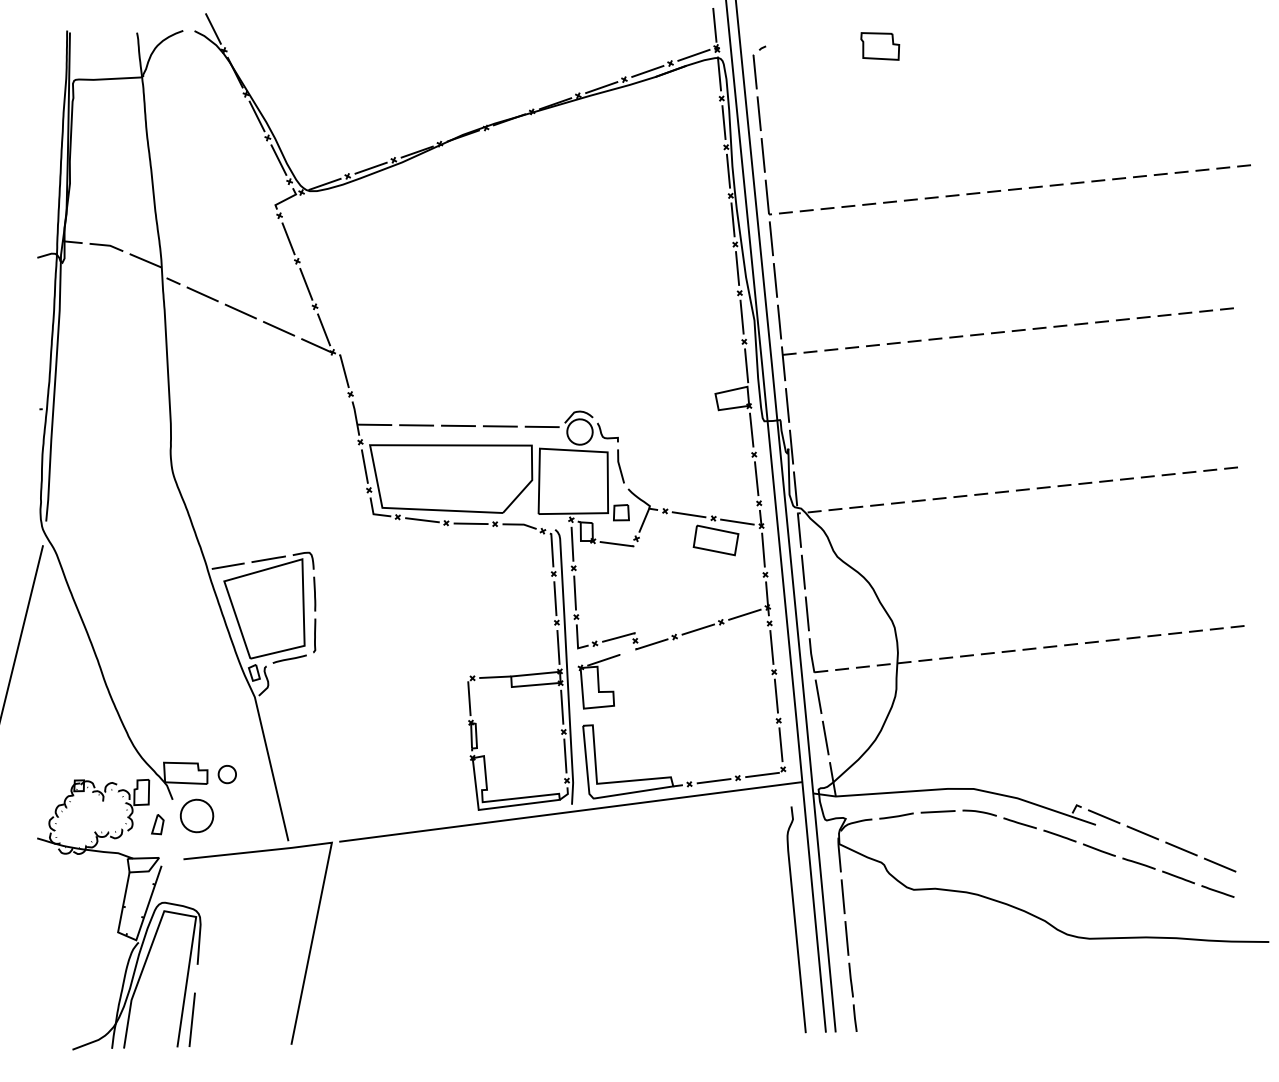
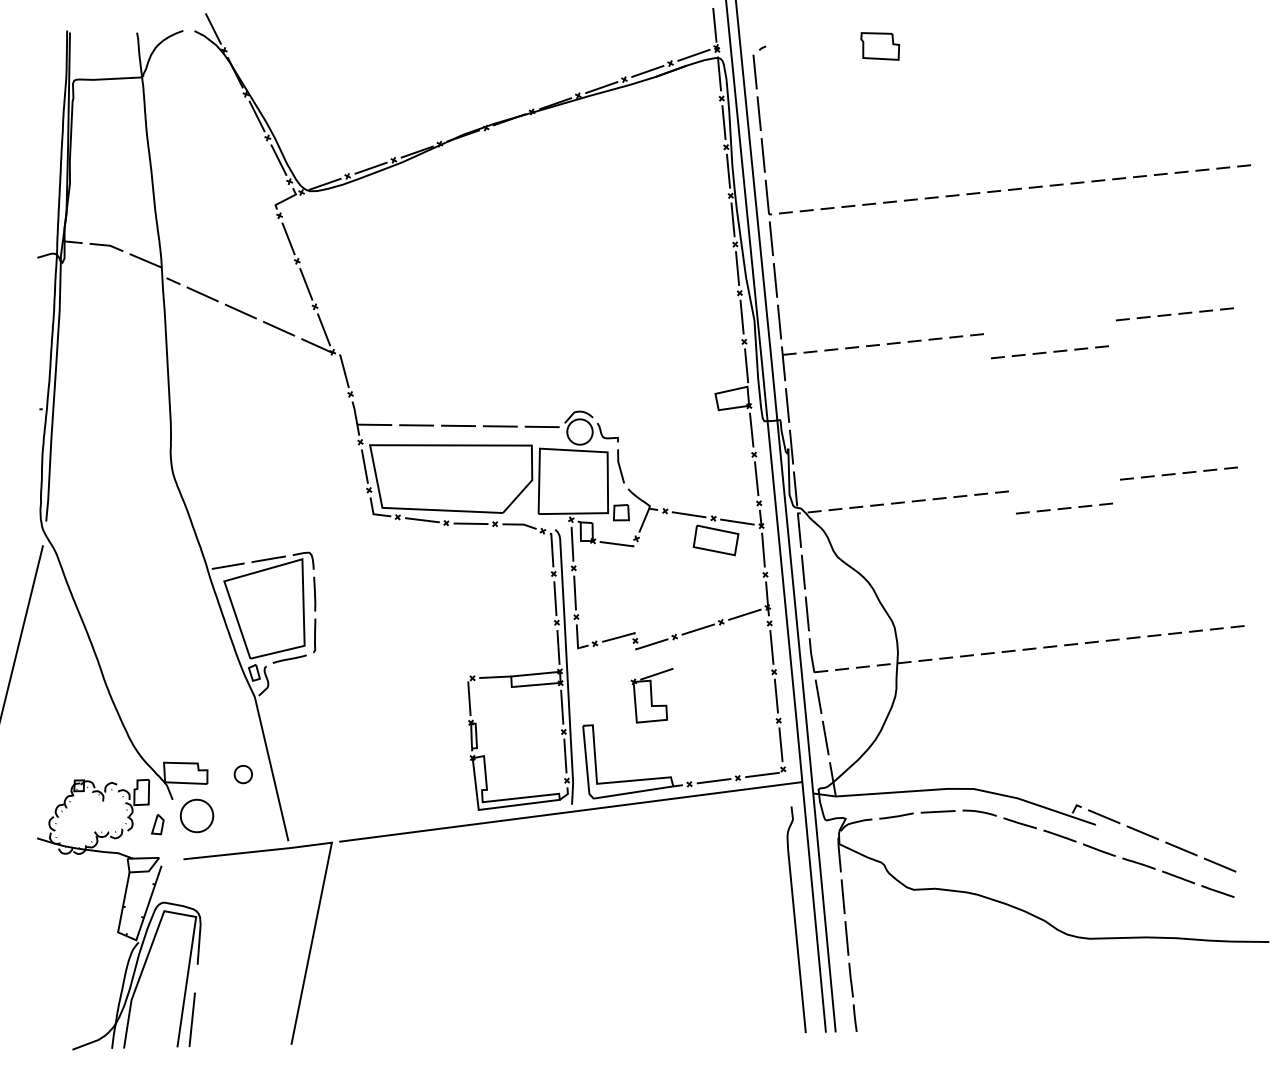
part position: (1049, 327) -> (1049, 352) (1049, 352)
part position: (1064, 485) -> (1064, 508) (1064, 508)
part position: (598, 681) -> (651, 695) (651, 695)
part position: (226, 774) -> (242, 774) (242, 774)
